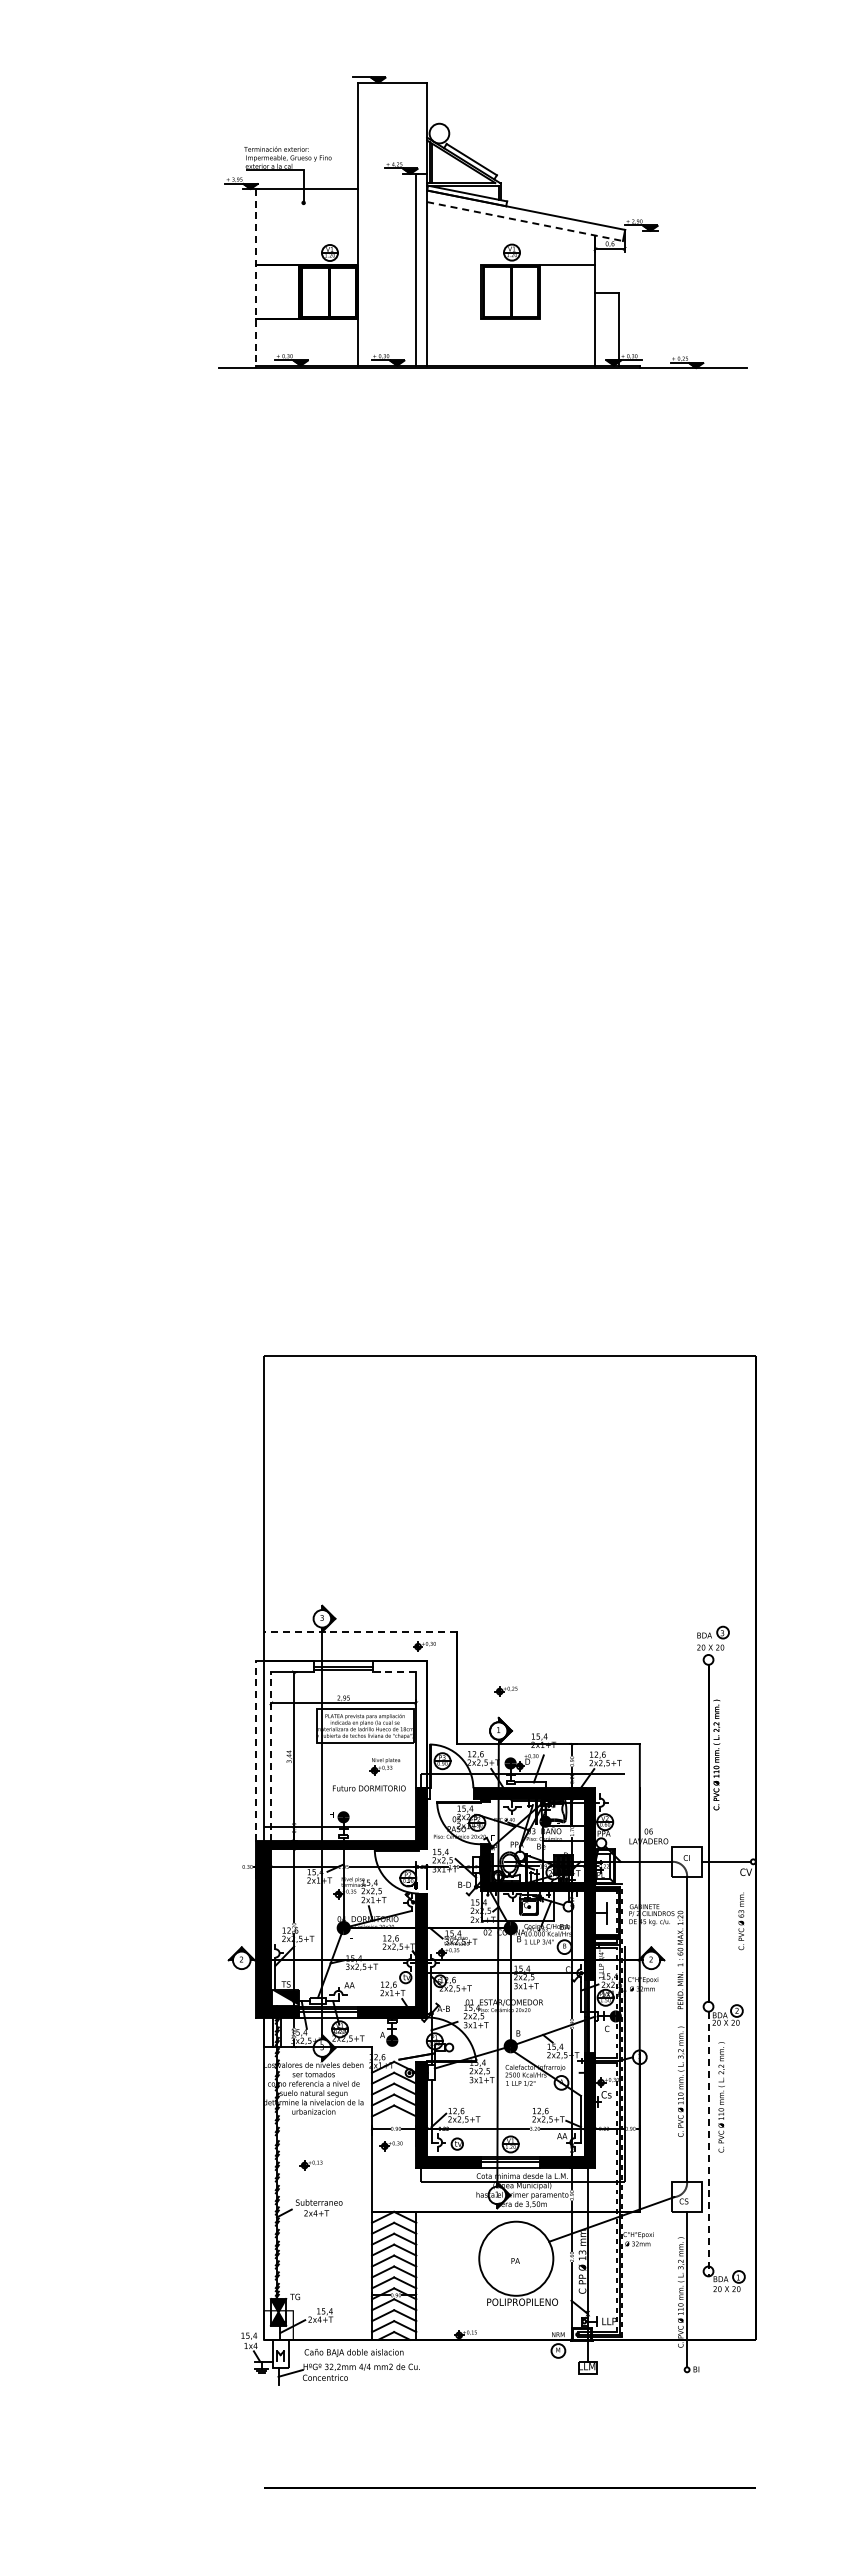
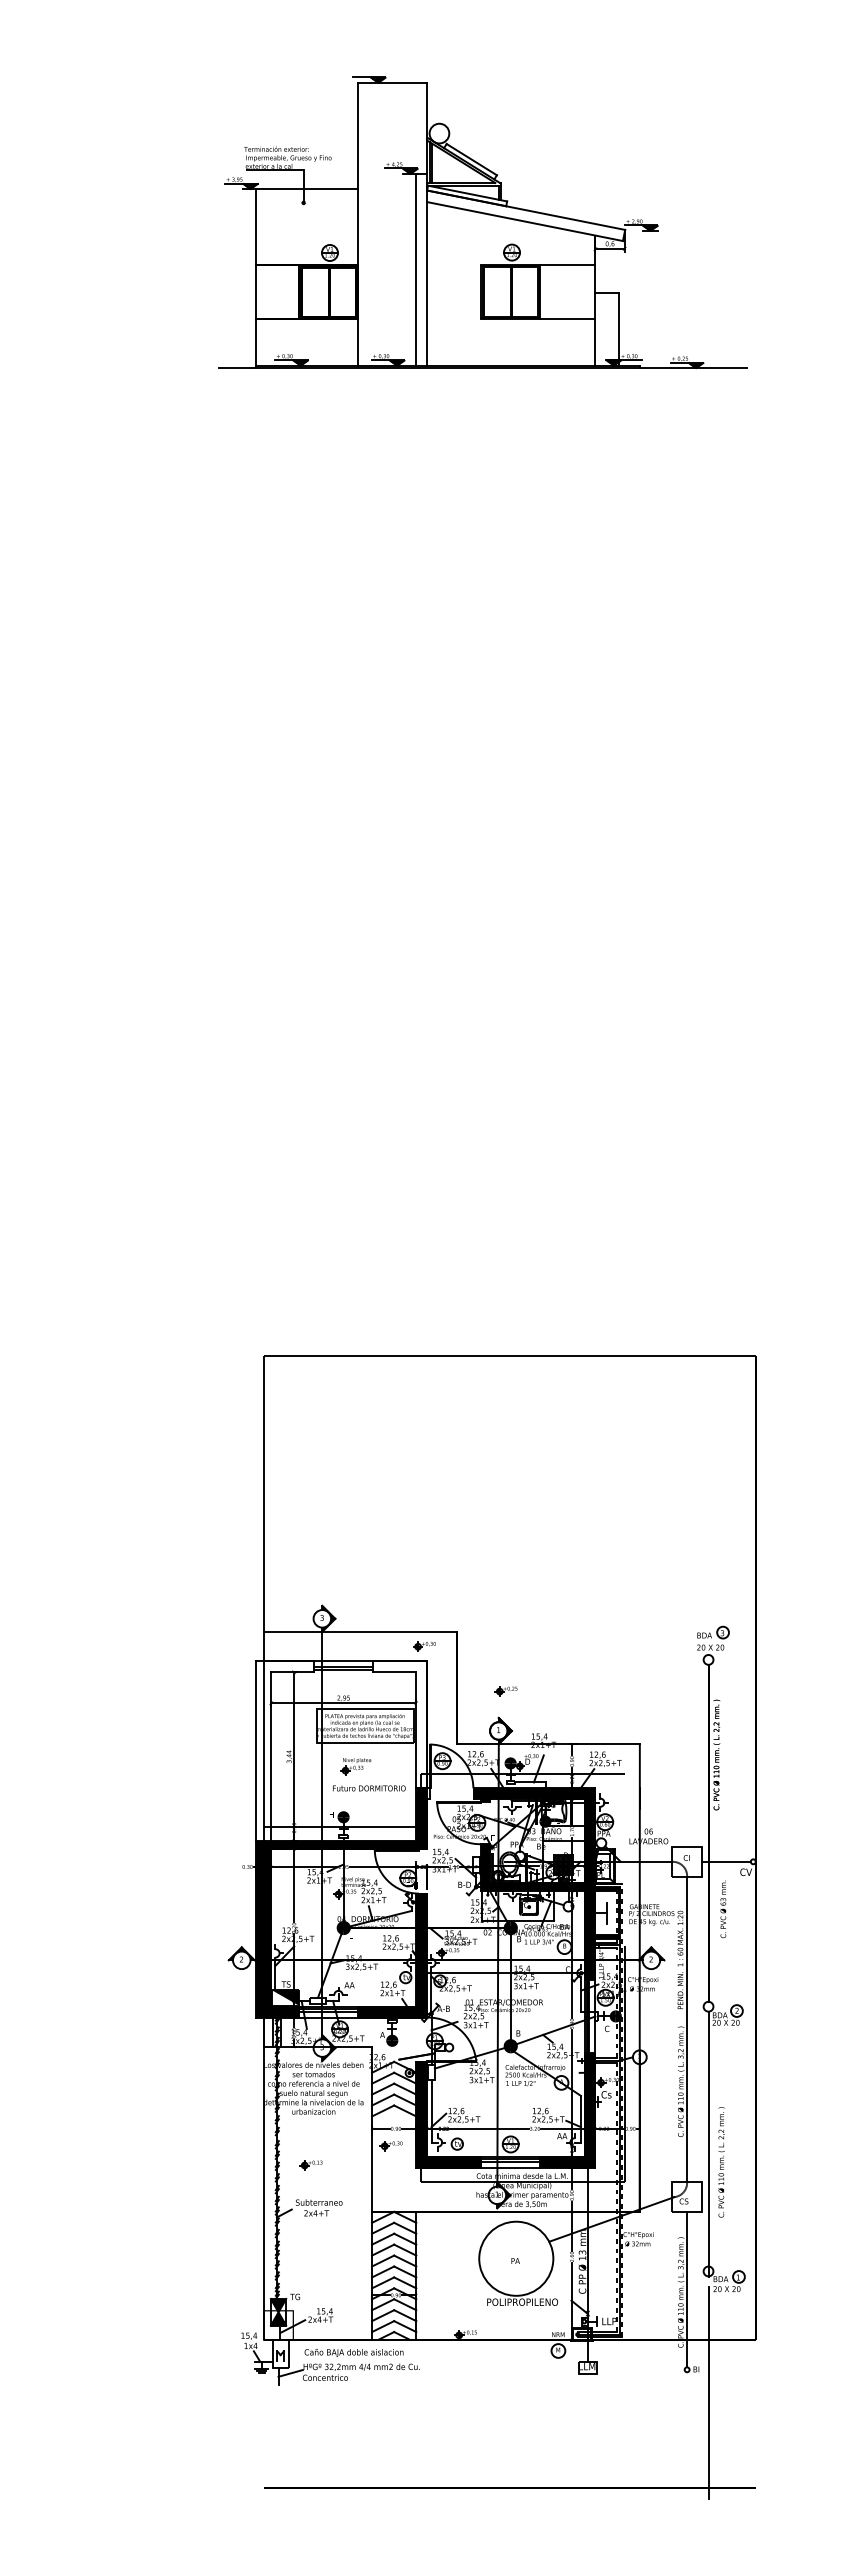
line: dashed -> solid (525, 221)
line: dashed -> solid (256, 278)
line: none -> present (567, 318)
line: dashed -> solid (359, 1631)
line: dashed -> solid (394, 1672)
line: dashed -> solid (256, 1750)
line: dashed -> solid (271, 1756)
part position: (384, 1766) -> (355, 1766) (355, 1766)
text position: (741, 1921) -> (723, 1909) (723, 1909)
text position: (721, 2097) -> (721, 2162) (721, 2162)
line: dashed -> solid (708, 2144)
line: none -> present (708, 2392)
